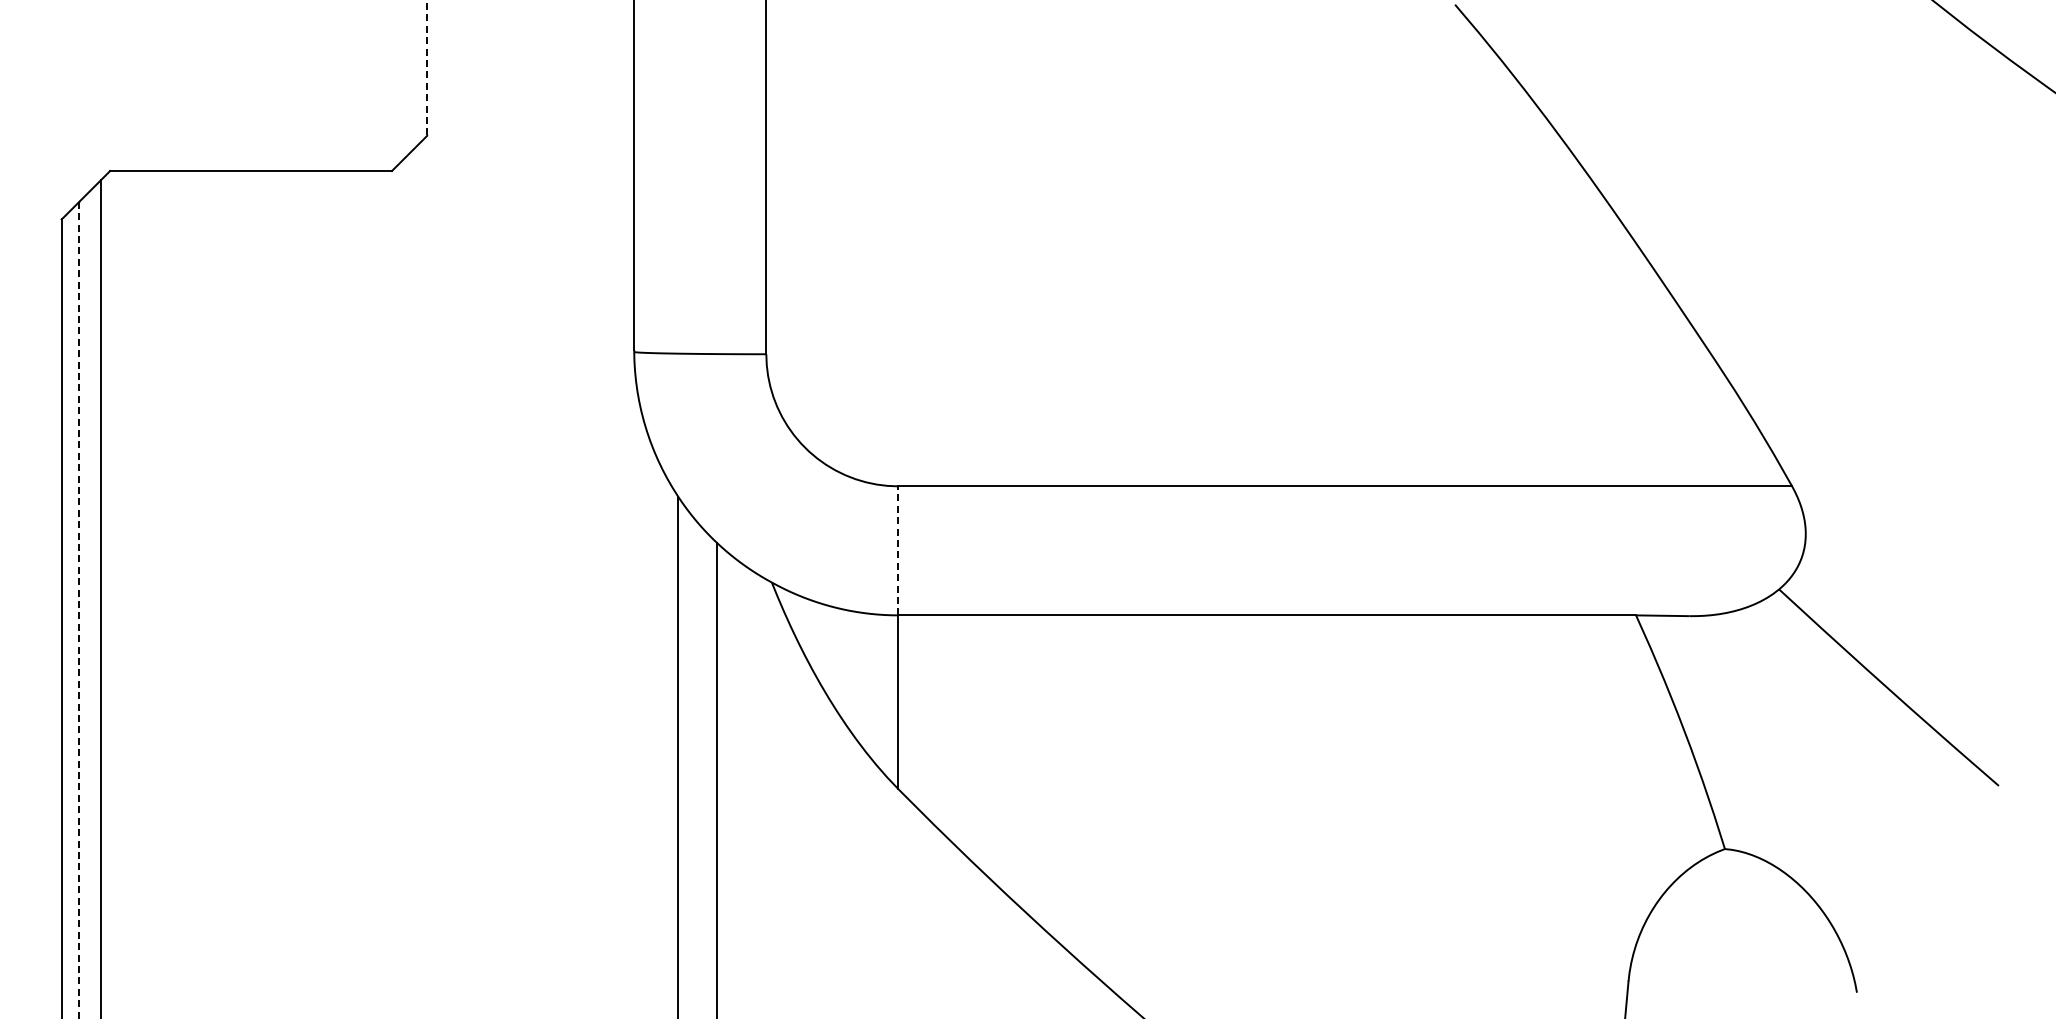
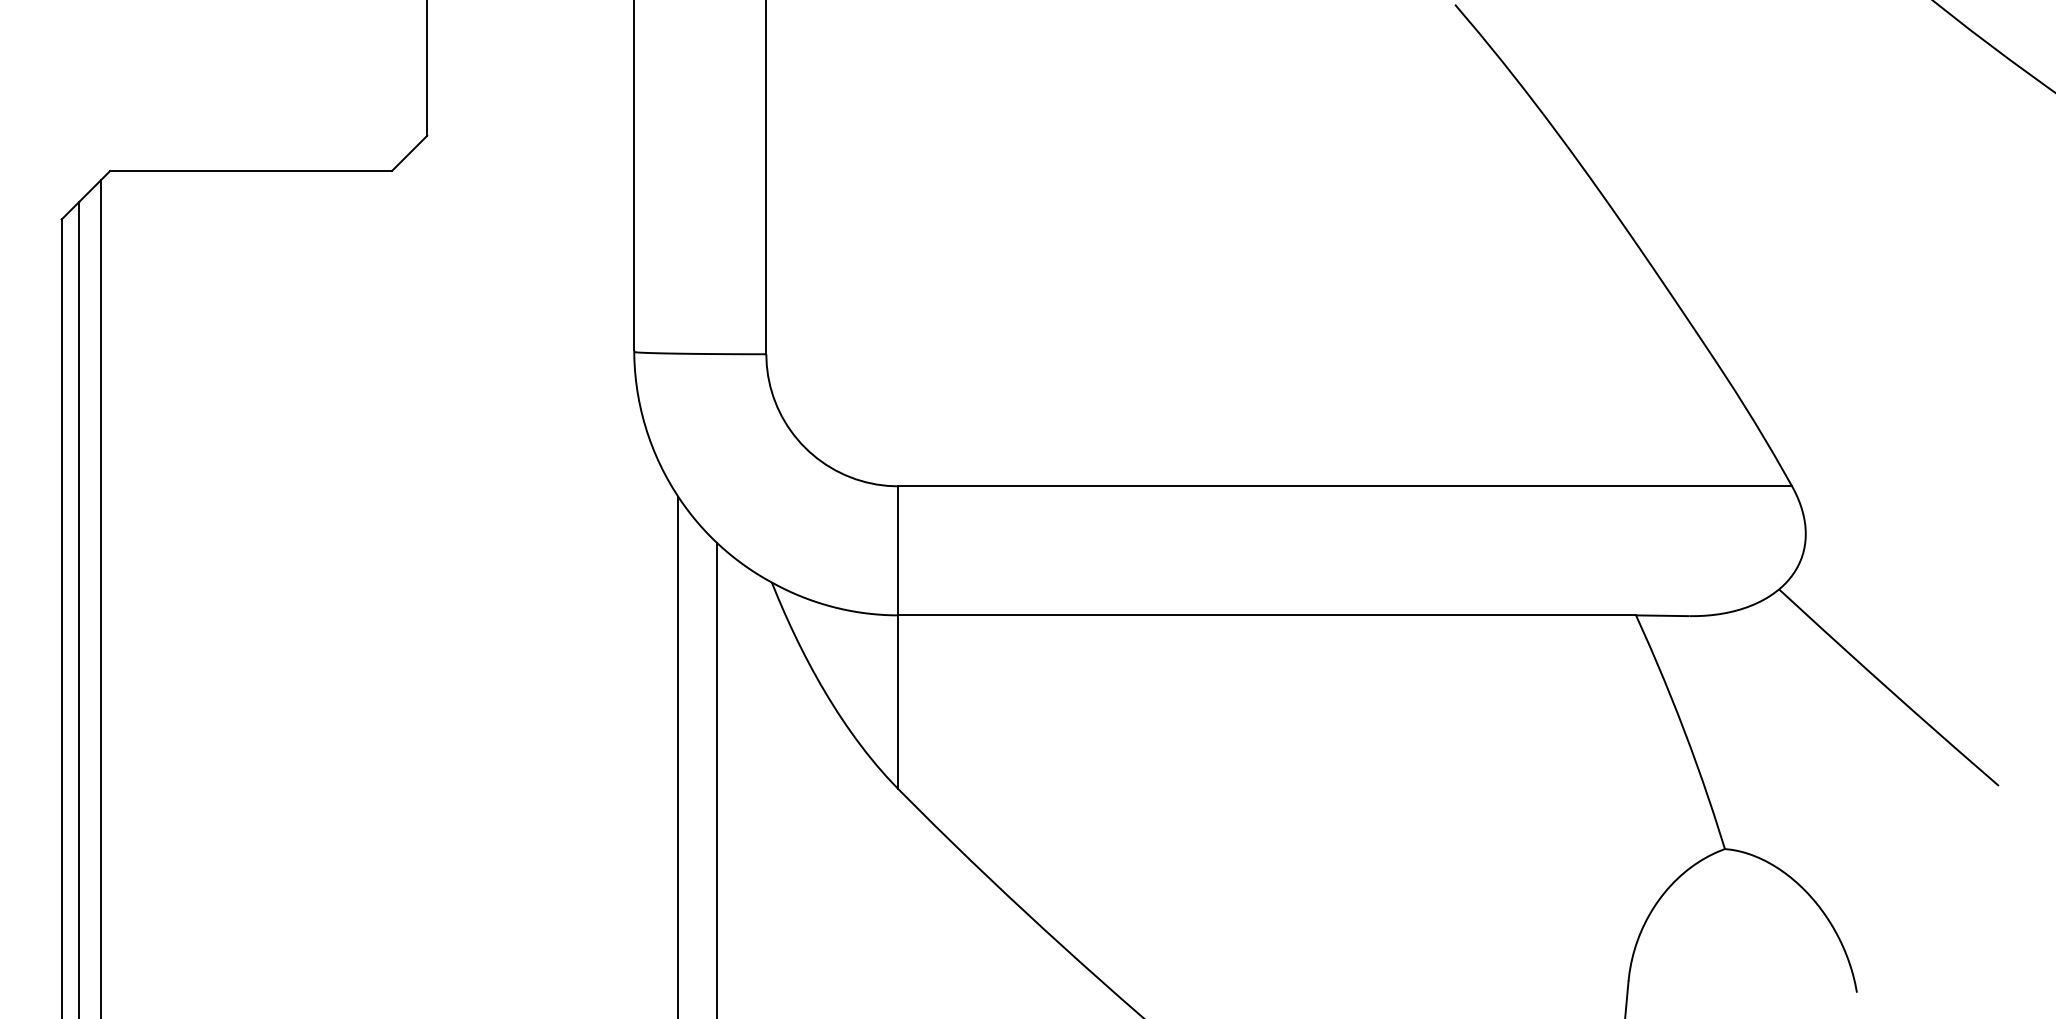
line: dashed -> solid (427, 67)
line: dashed -> solid (898, 550)
line: dashed -> solid (79, 610)
